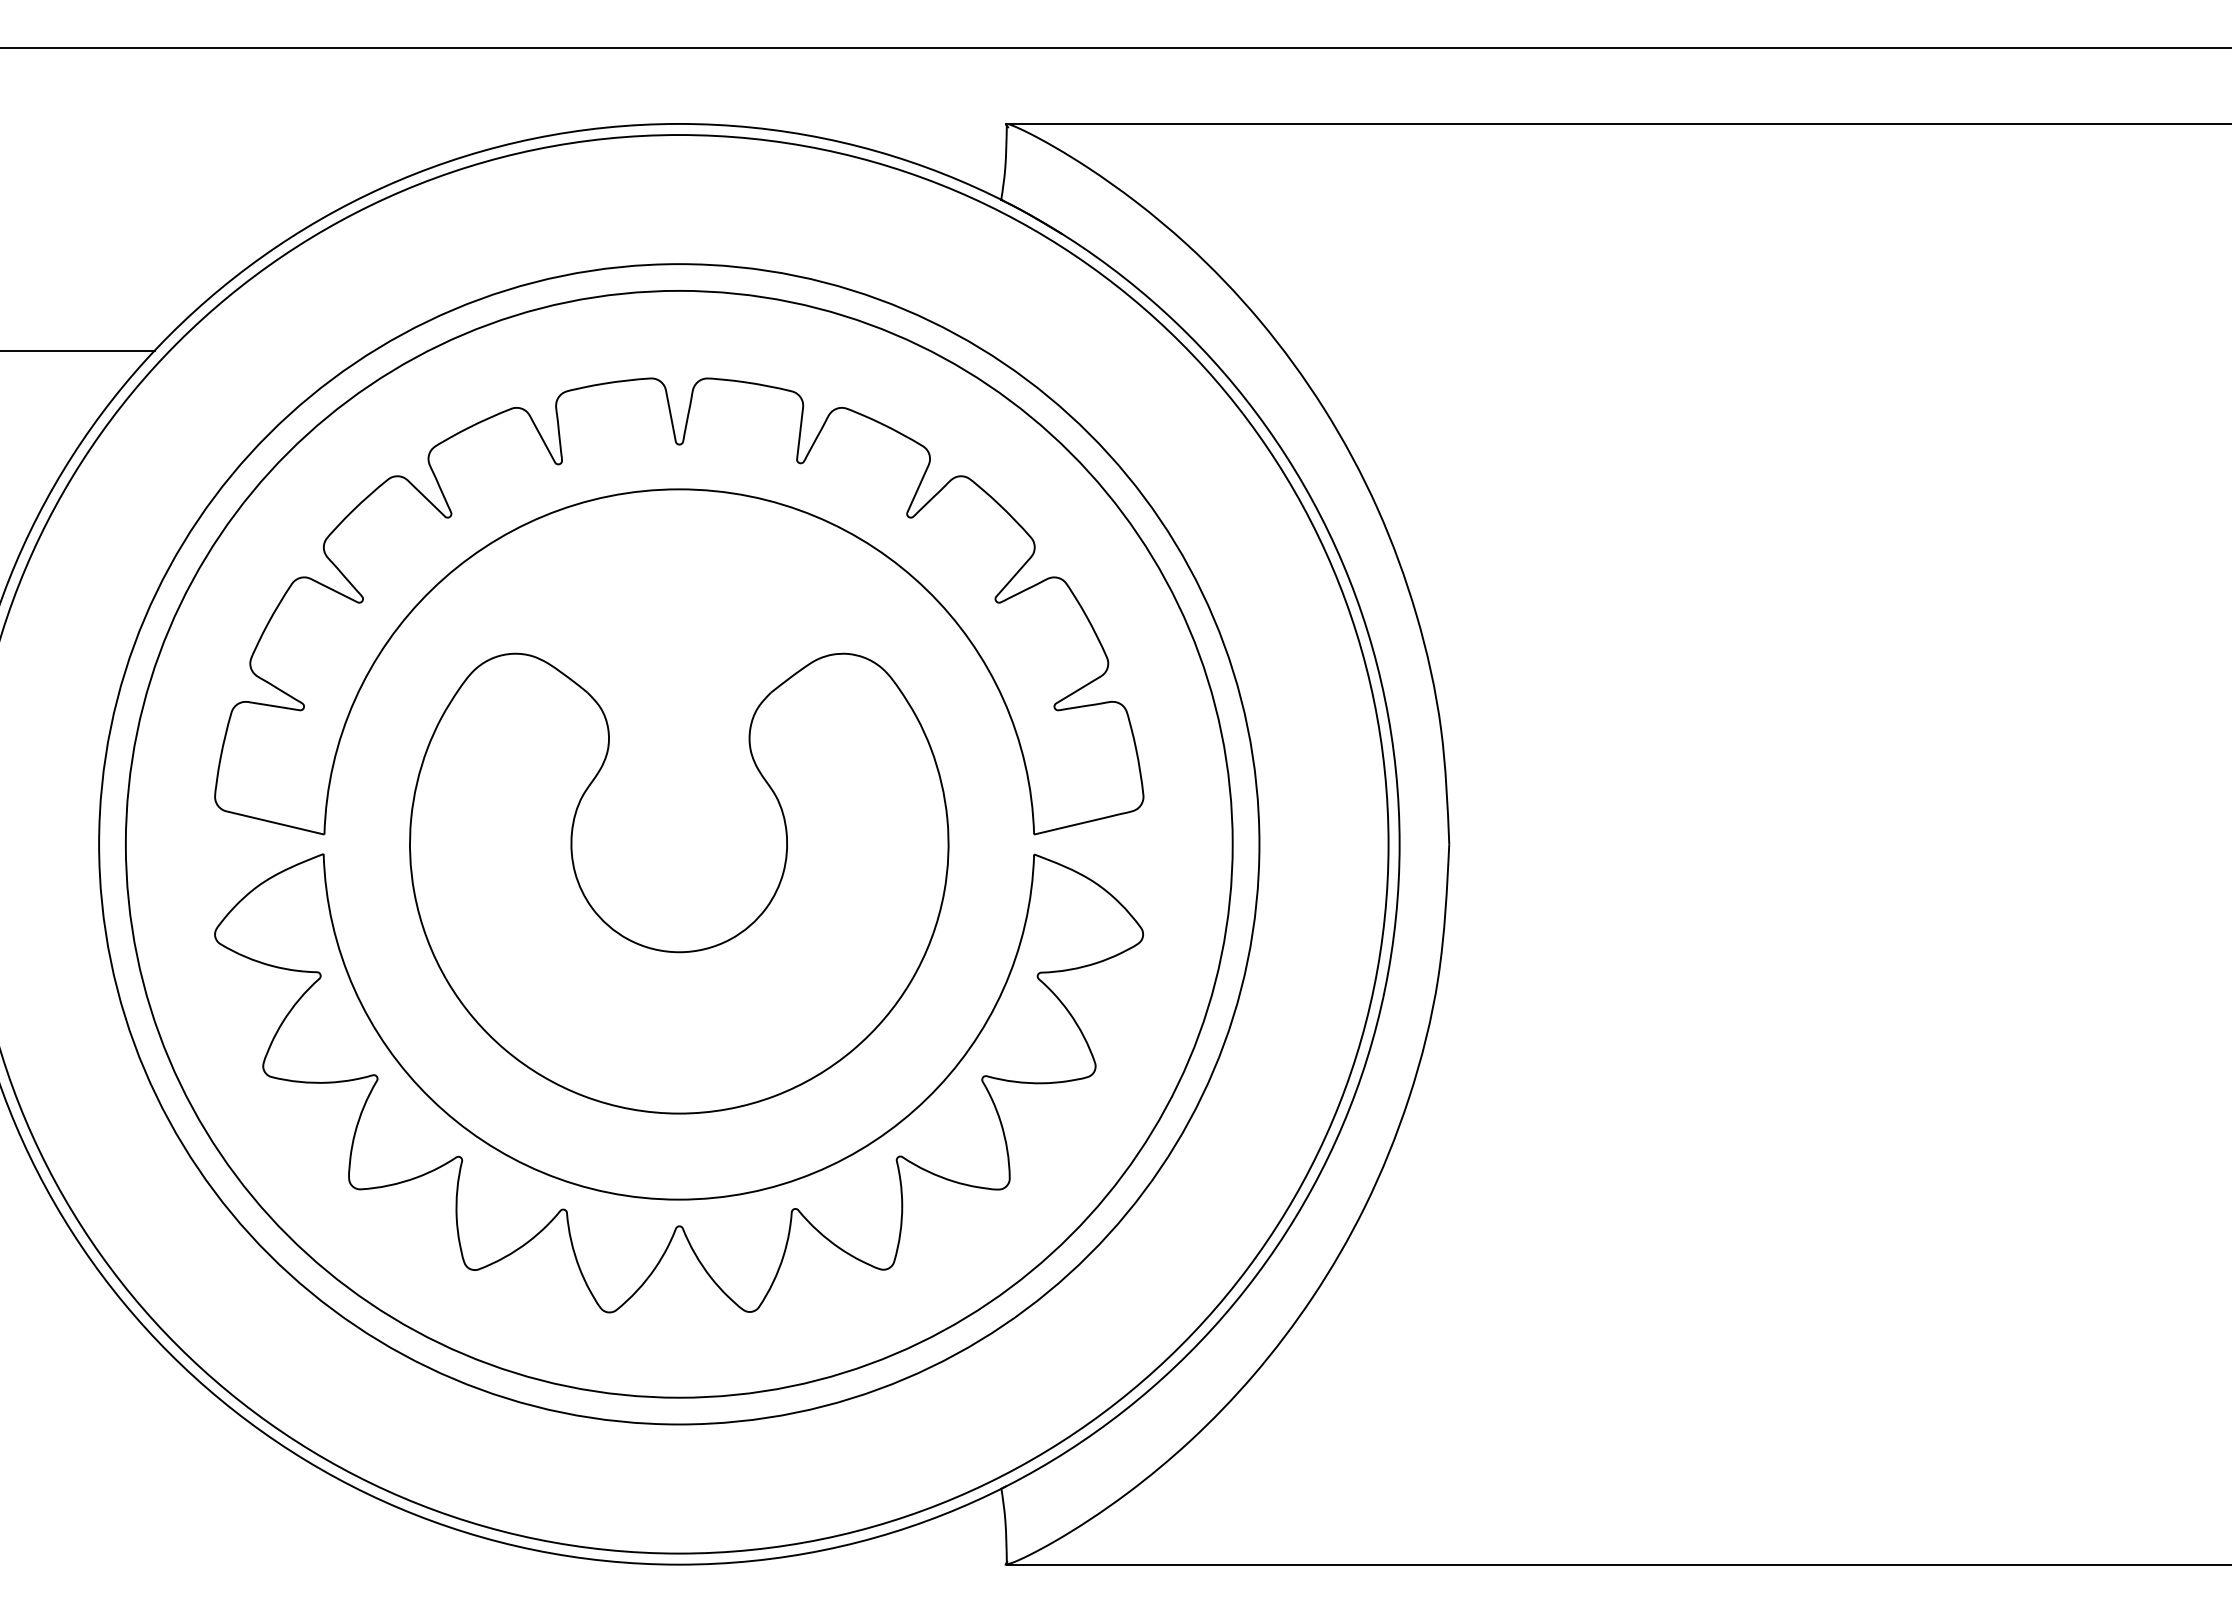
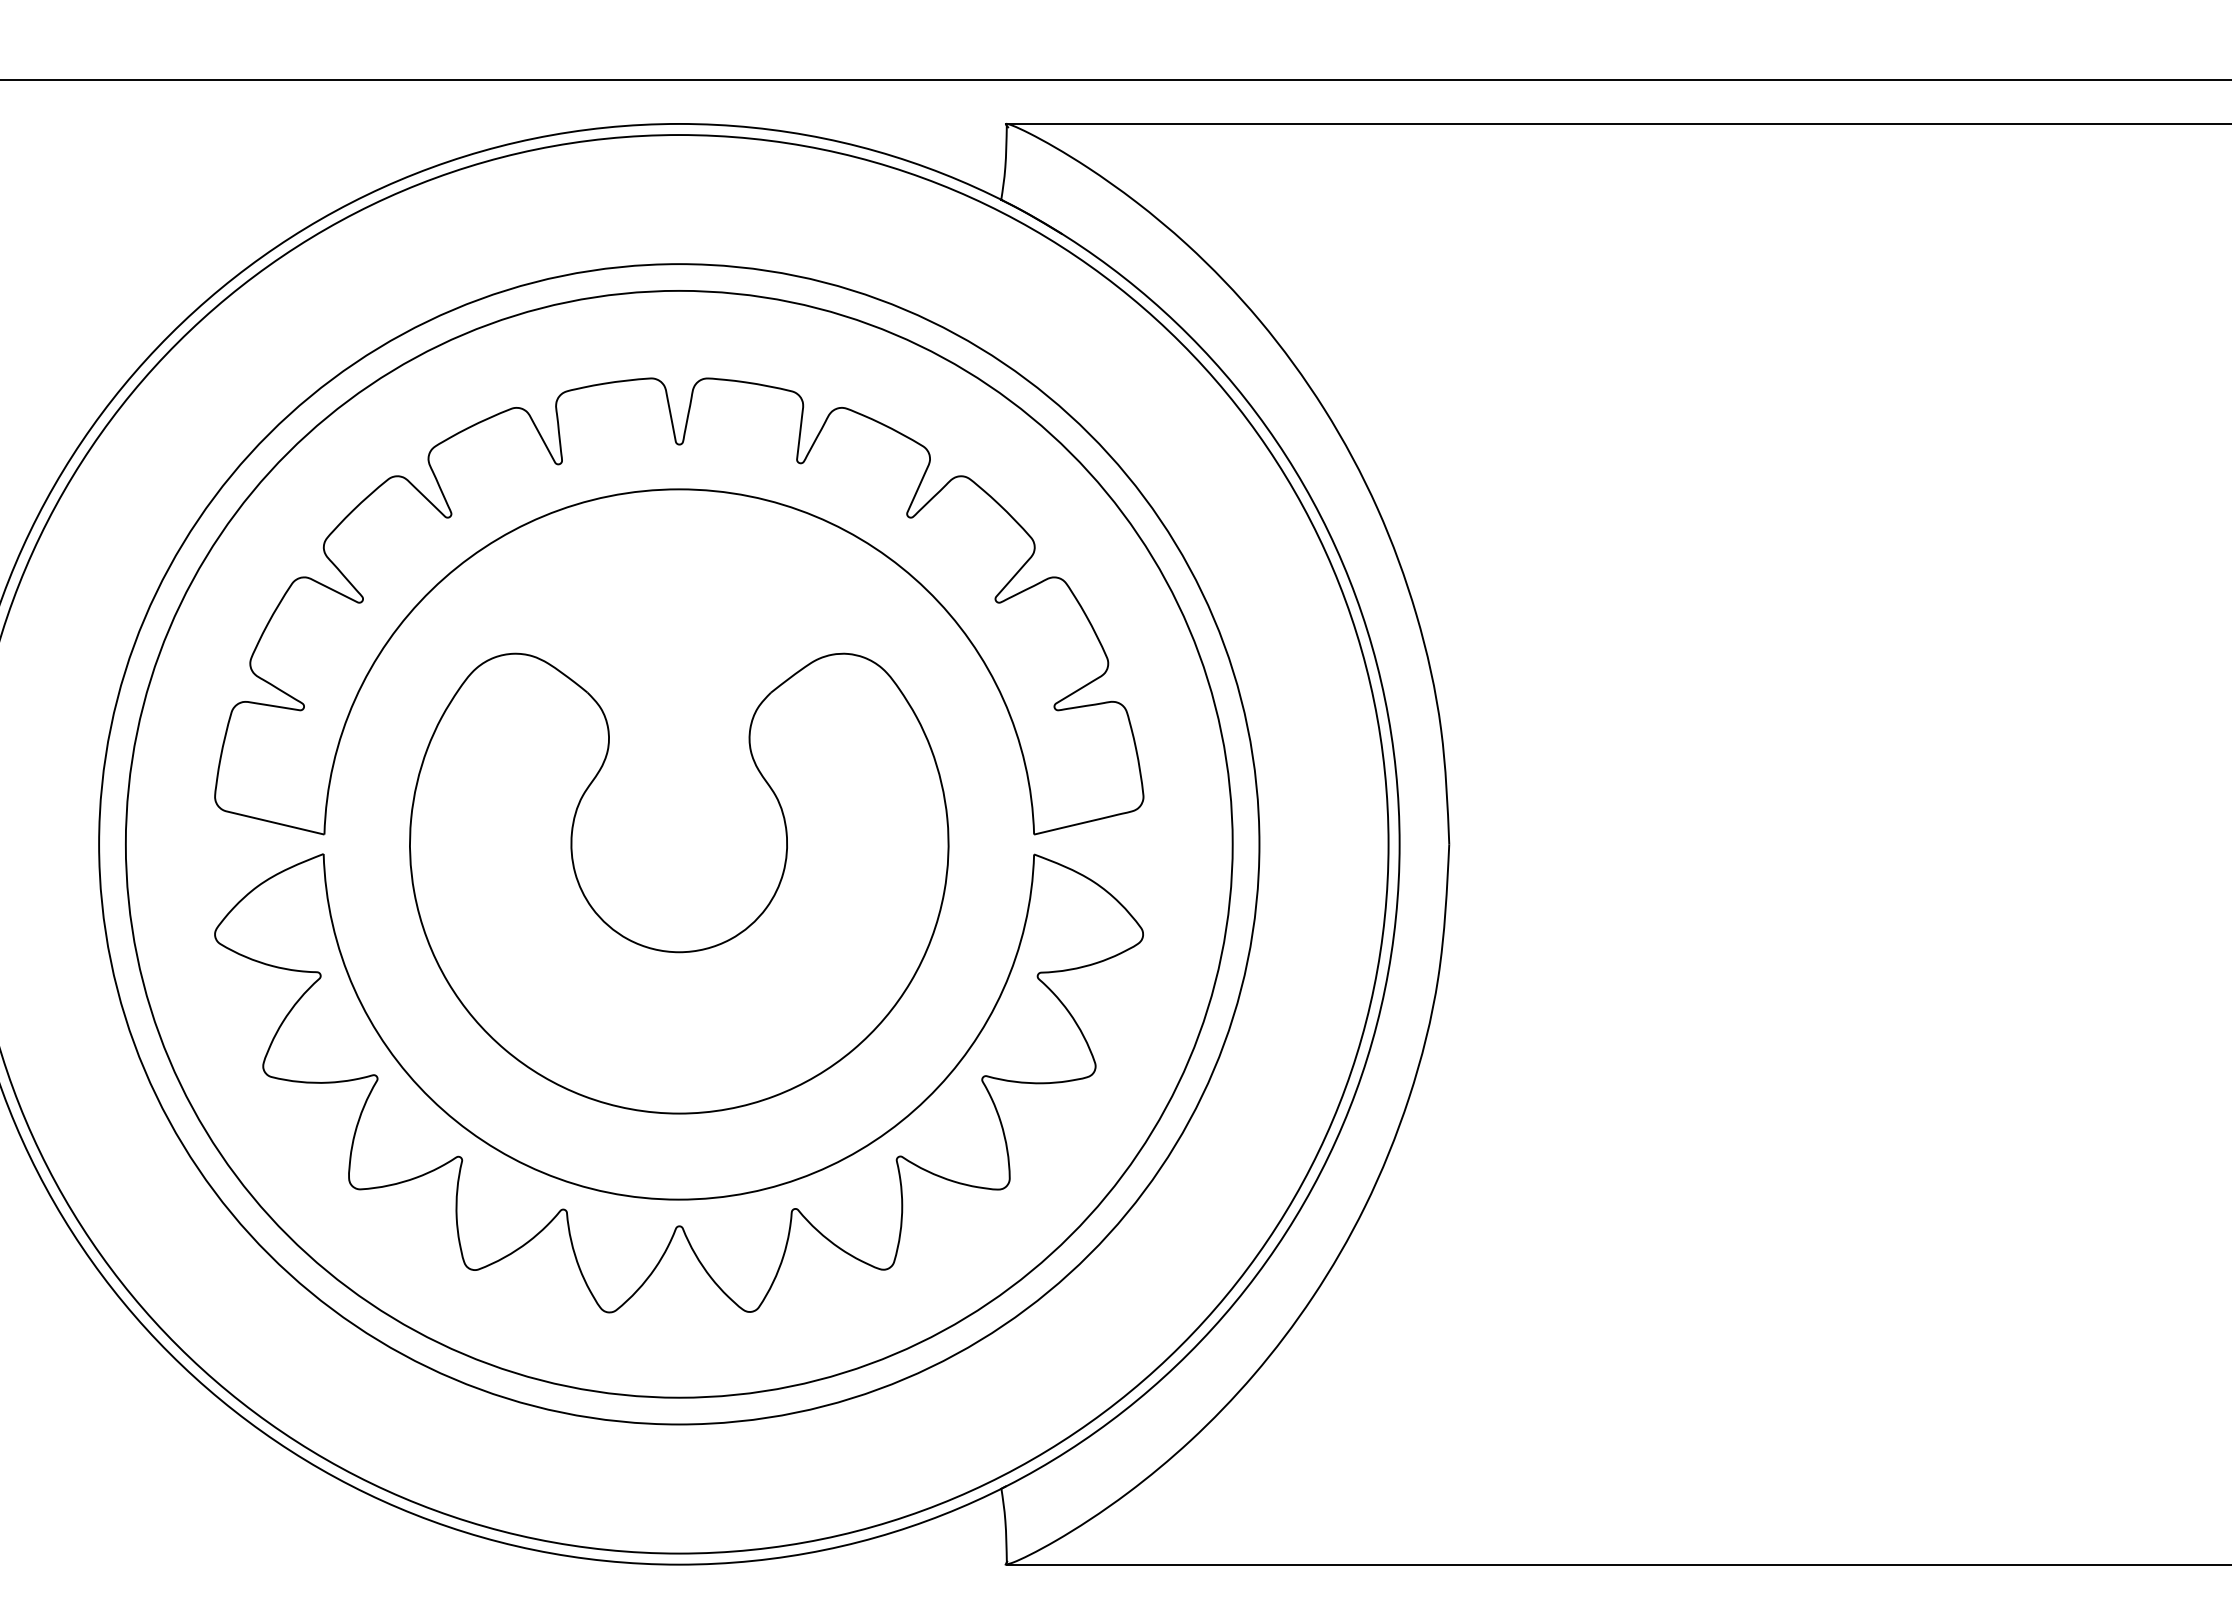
line position: (1115, 48) -> (1115, 80) (1115, 80)
line: present -> none (78, 350)
